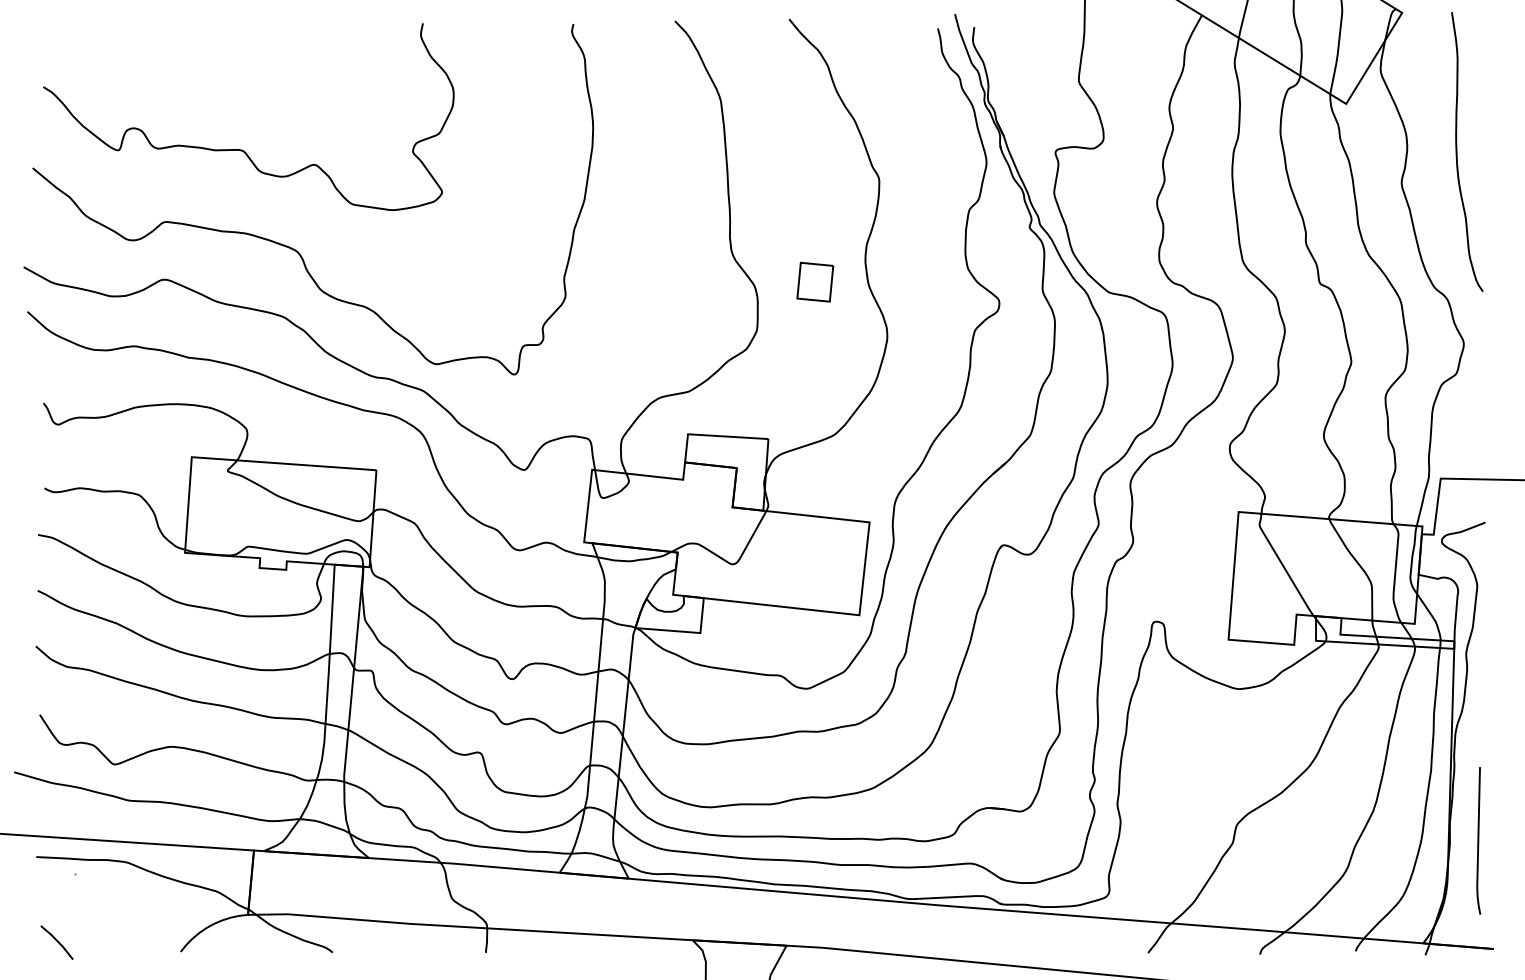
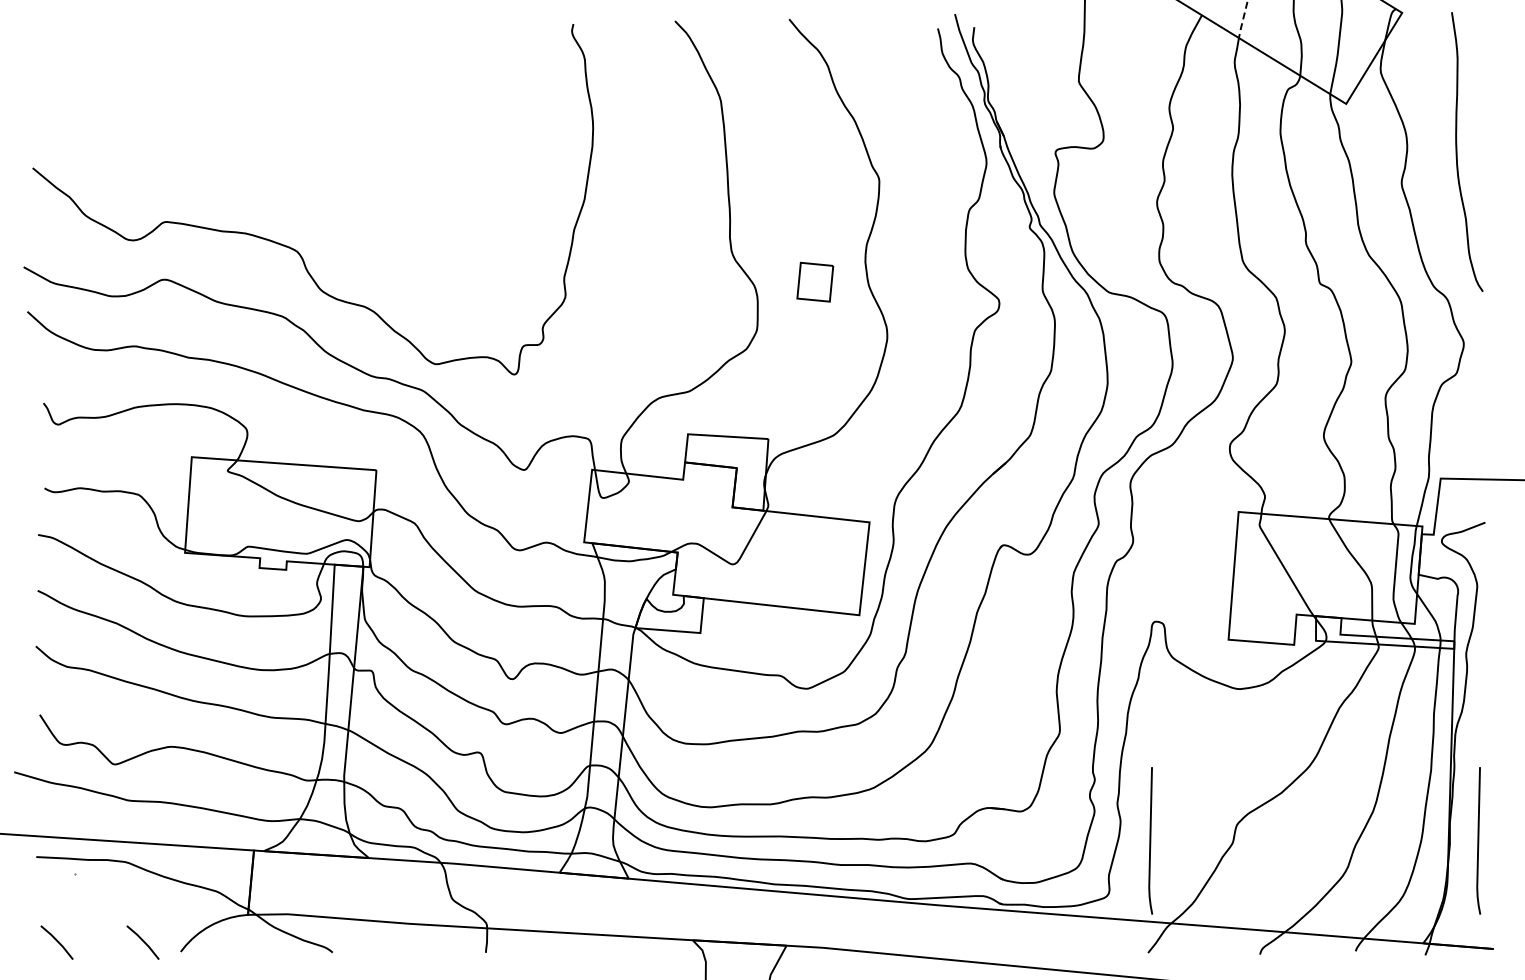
line: solid -> dashed (1242, 20)
curve: present -> none (242, 149)
line: none -> present (1150, 840)
line: none -> present (142, 941)
